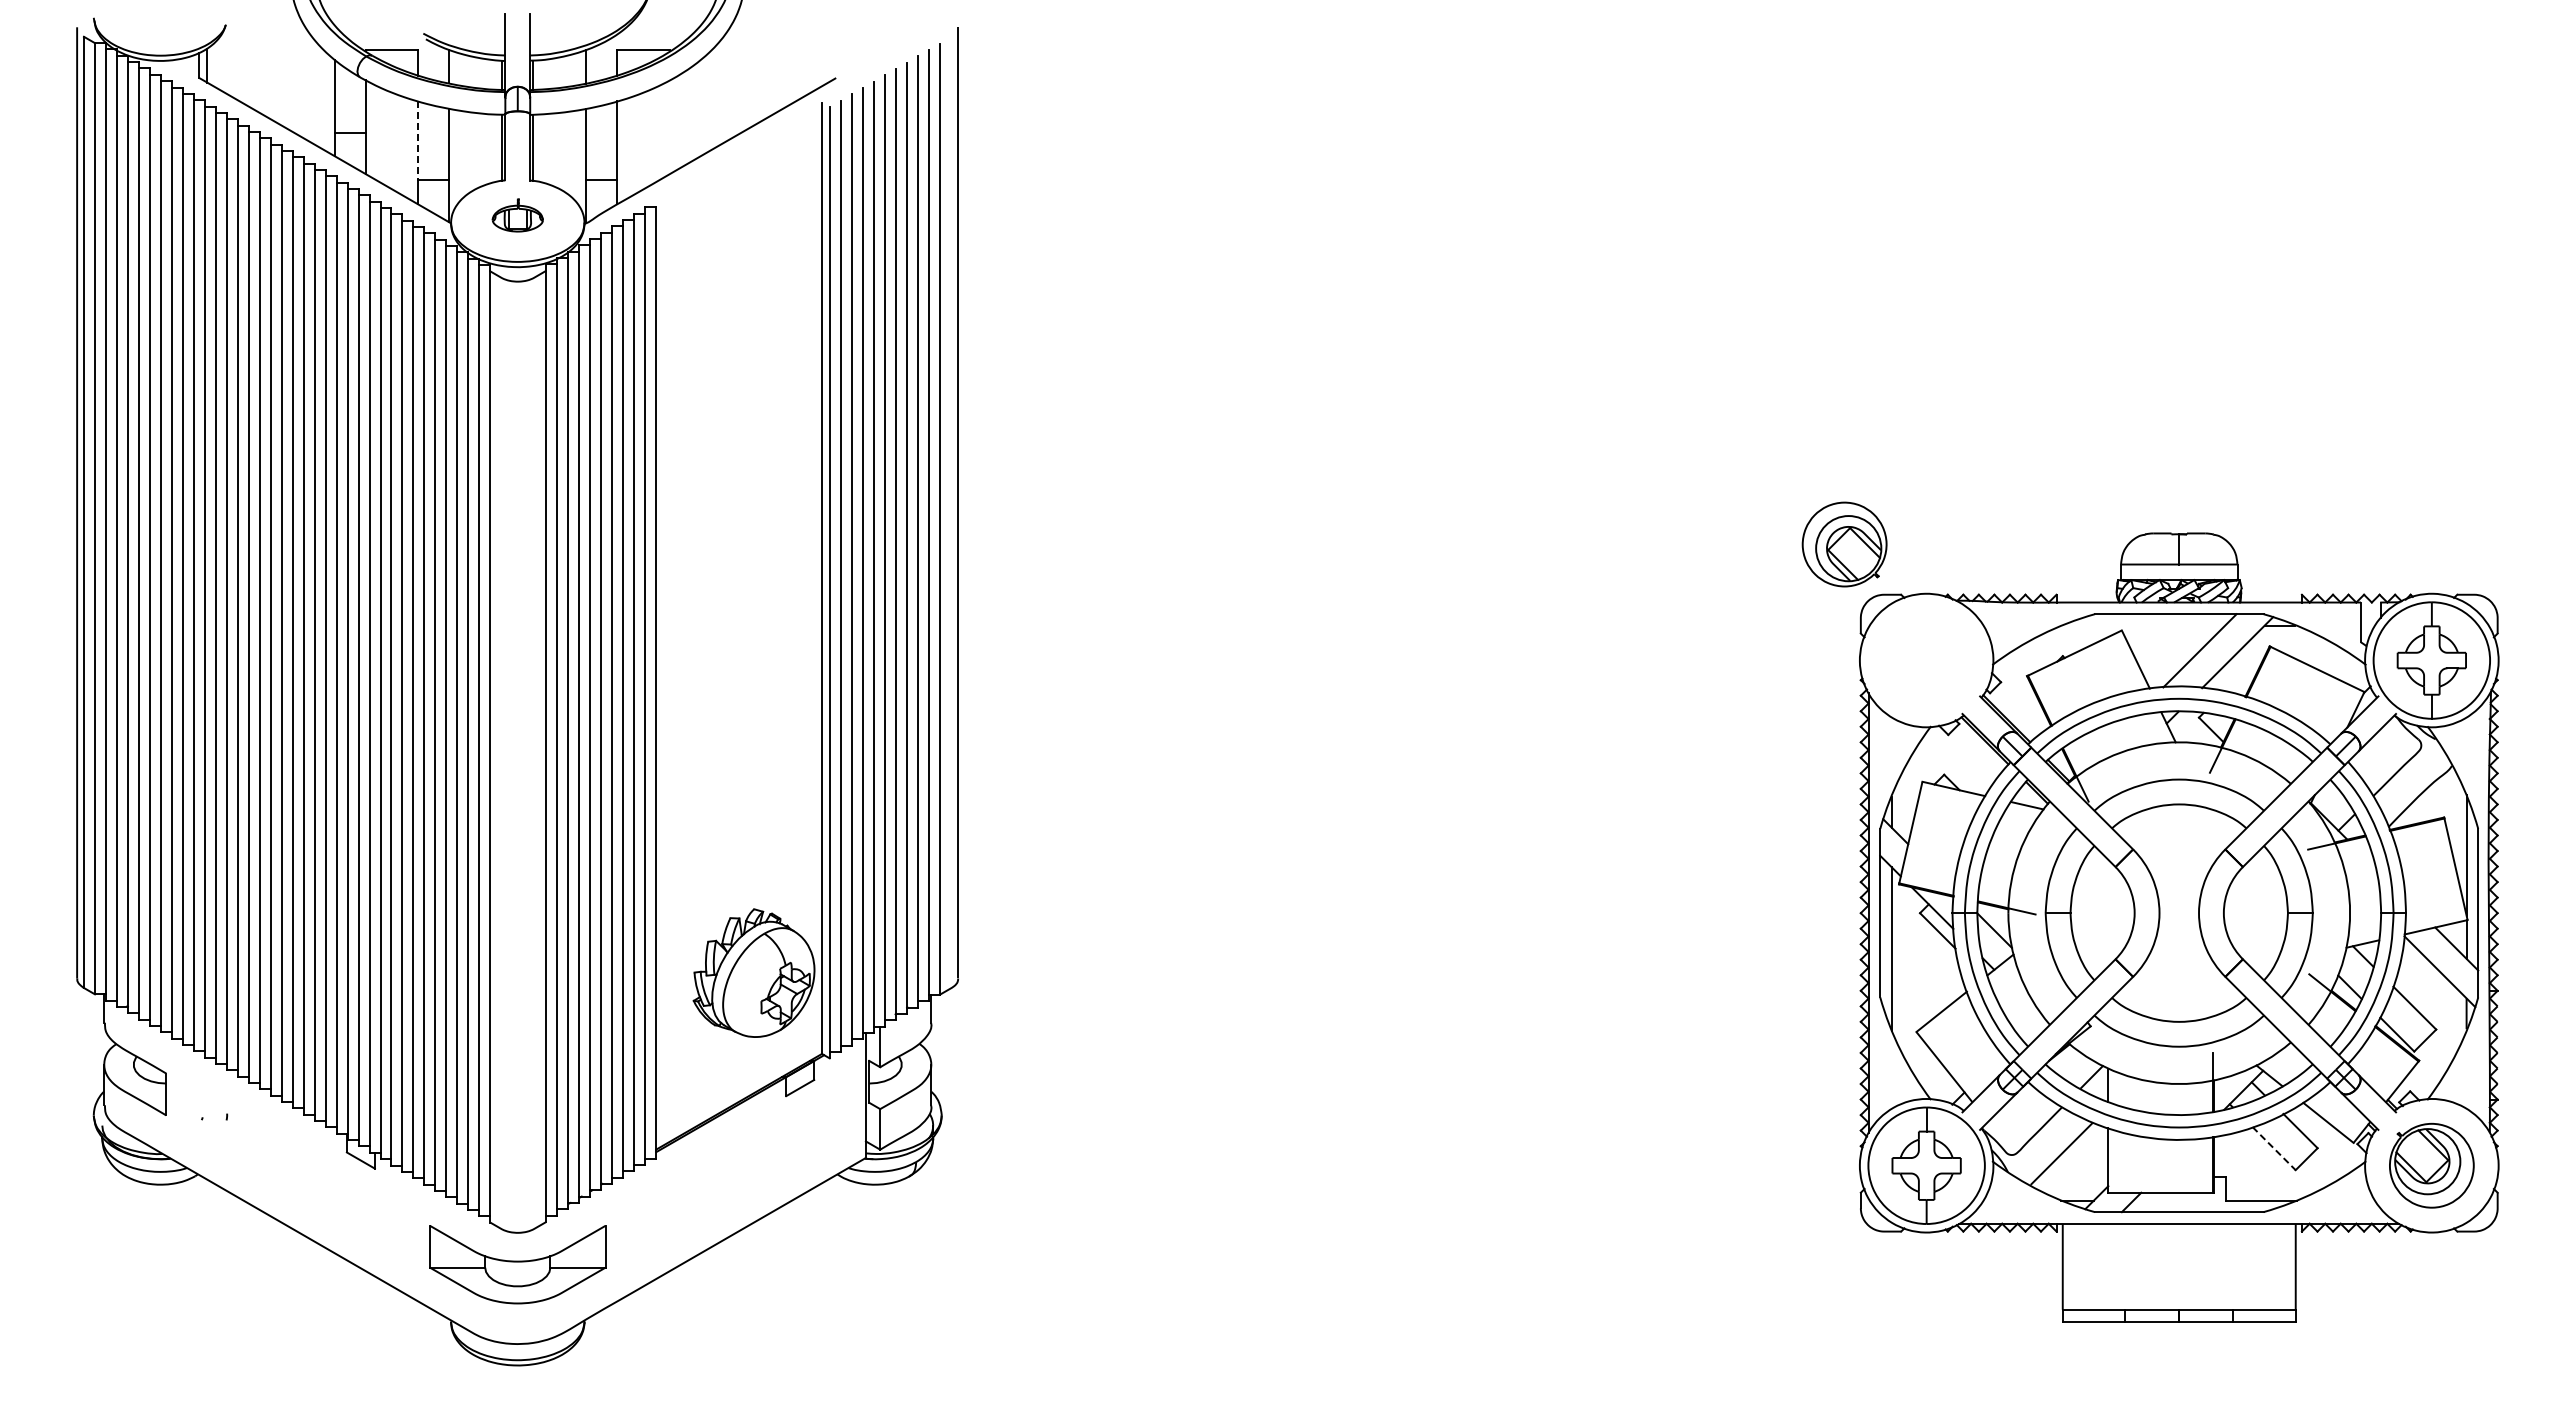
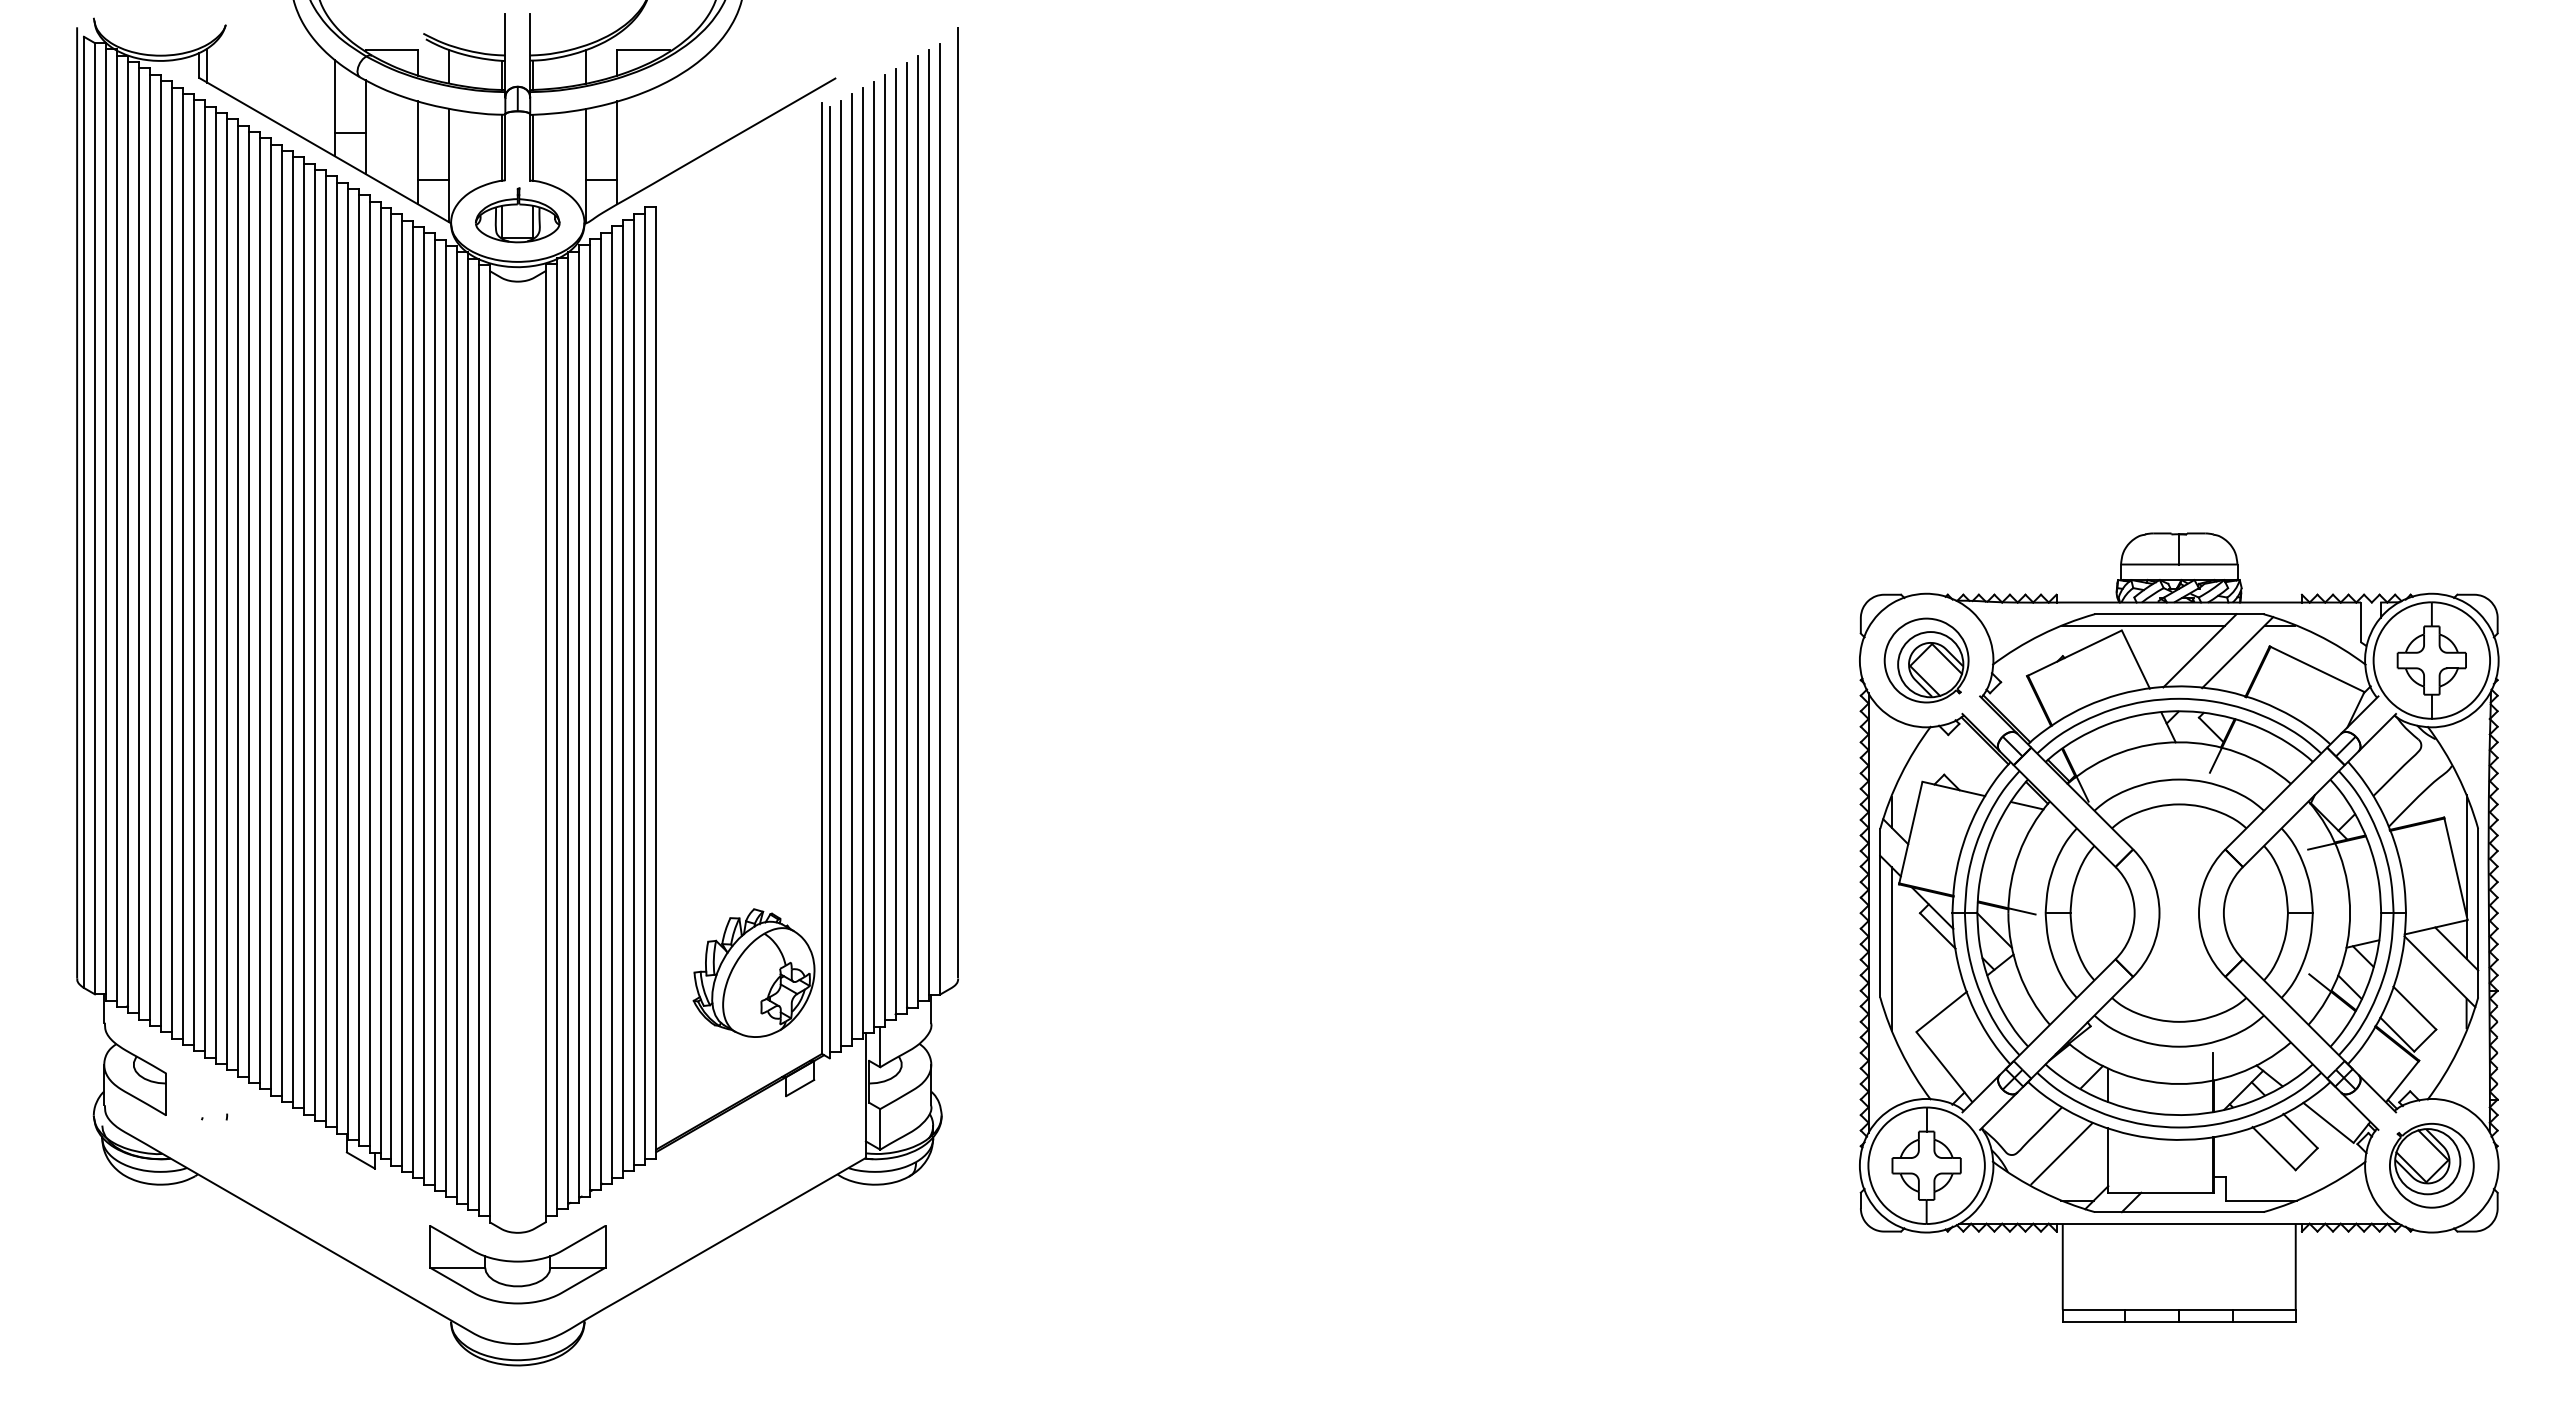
line: dashed -> solid (418, 141)
part size: 53x35 px -> 86x57 px (517, 215)
part position: (1844, 544) -> (1926, 660) (1926, 660)
line: none -> present (2142, 625)
line: dashed -> solid (2274, 1148)
